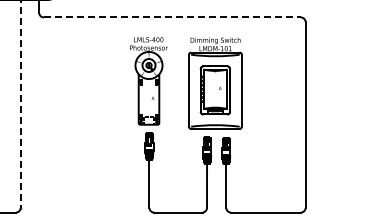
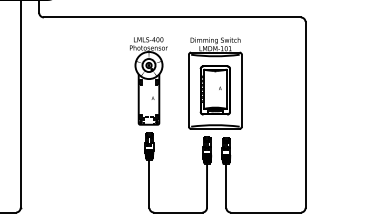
line: dashed -> solid (172, 17)
line: dashed -> solid (20, 104)
